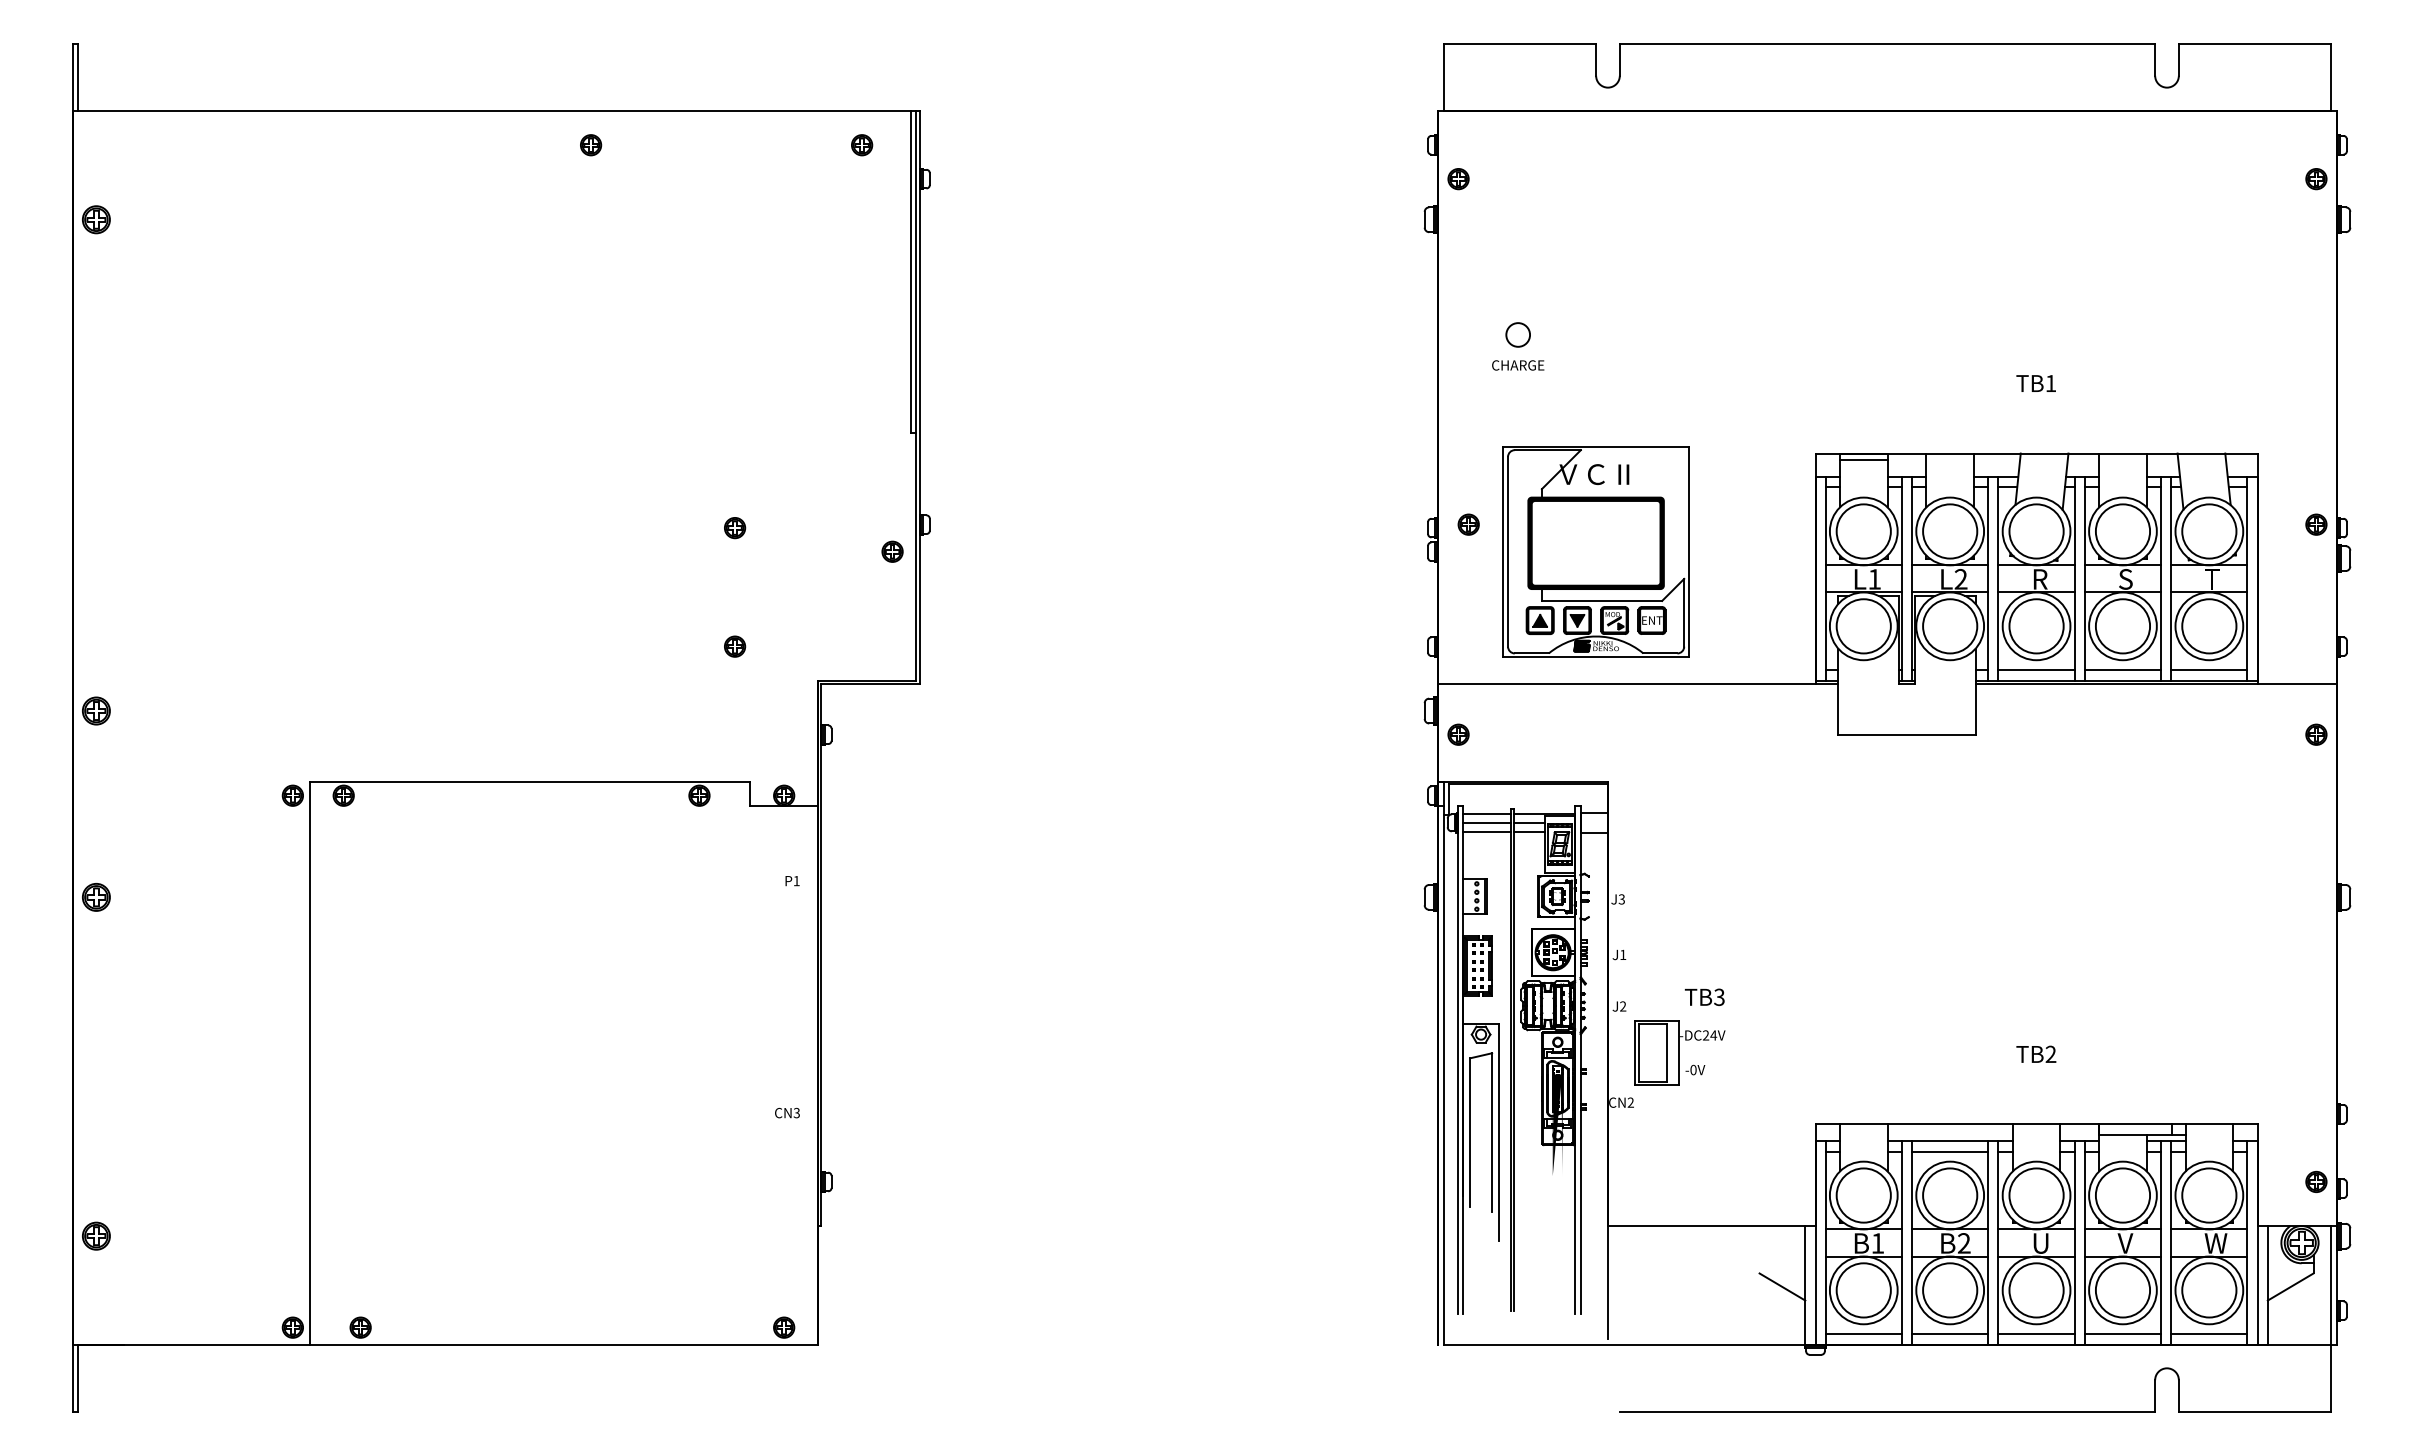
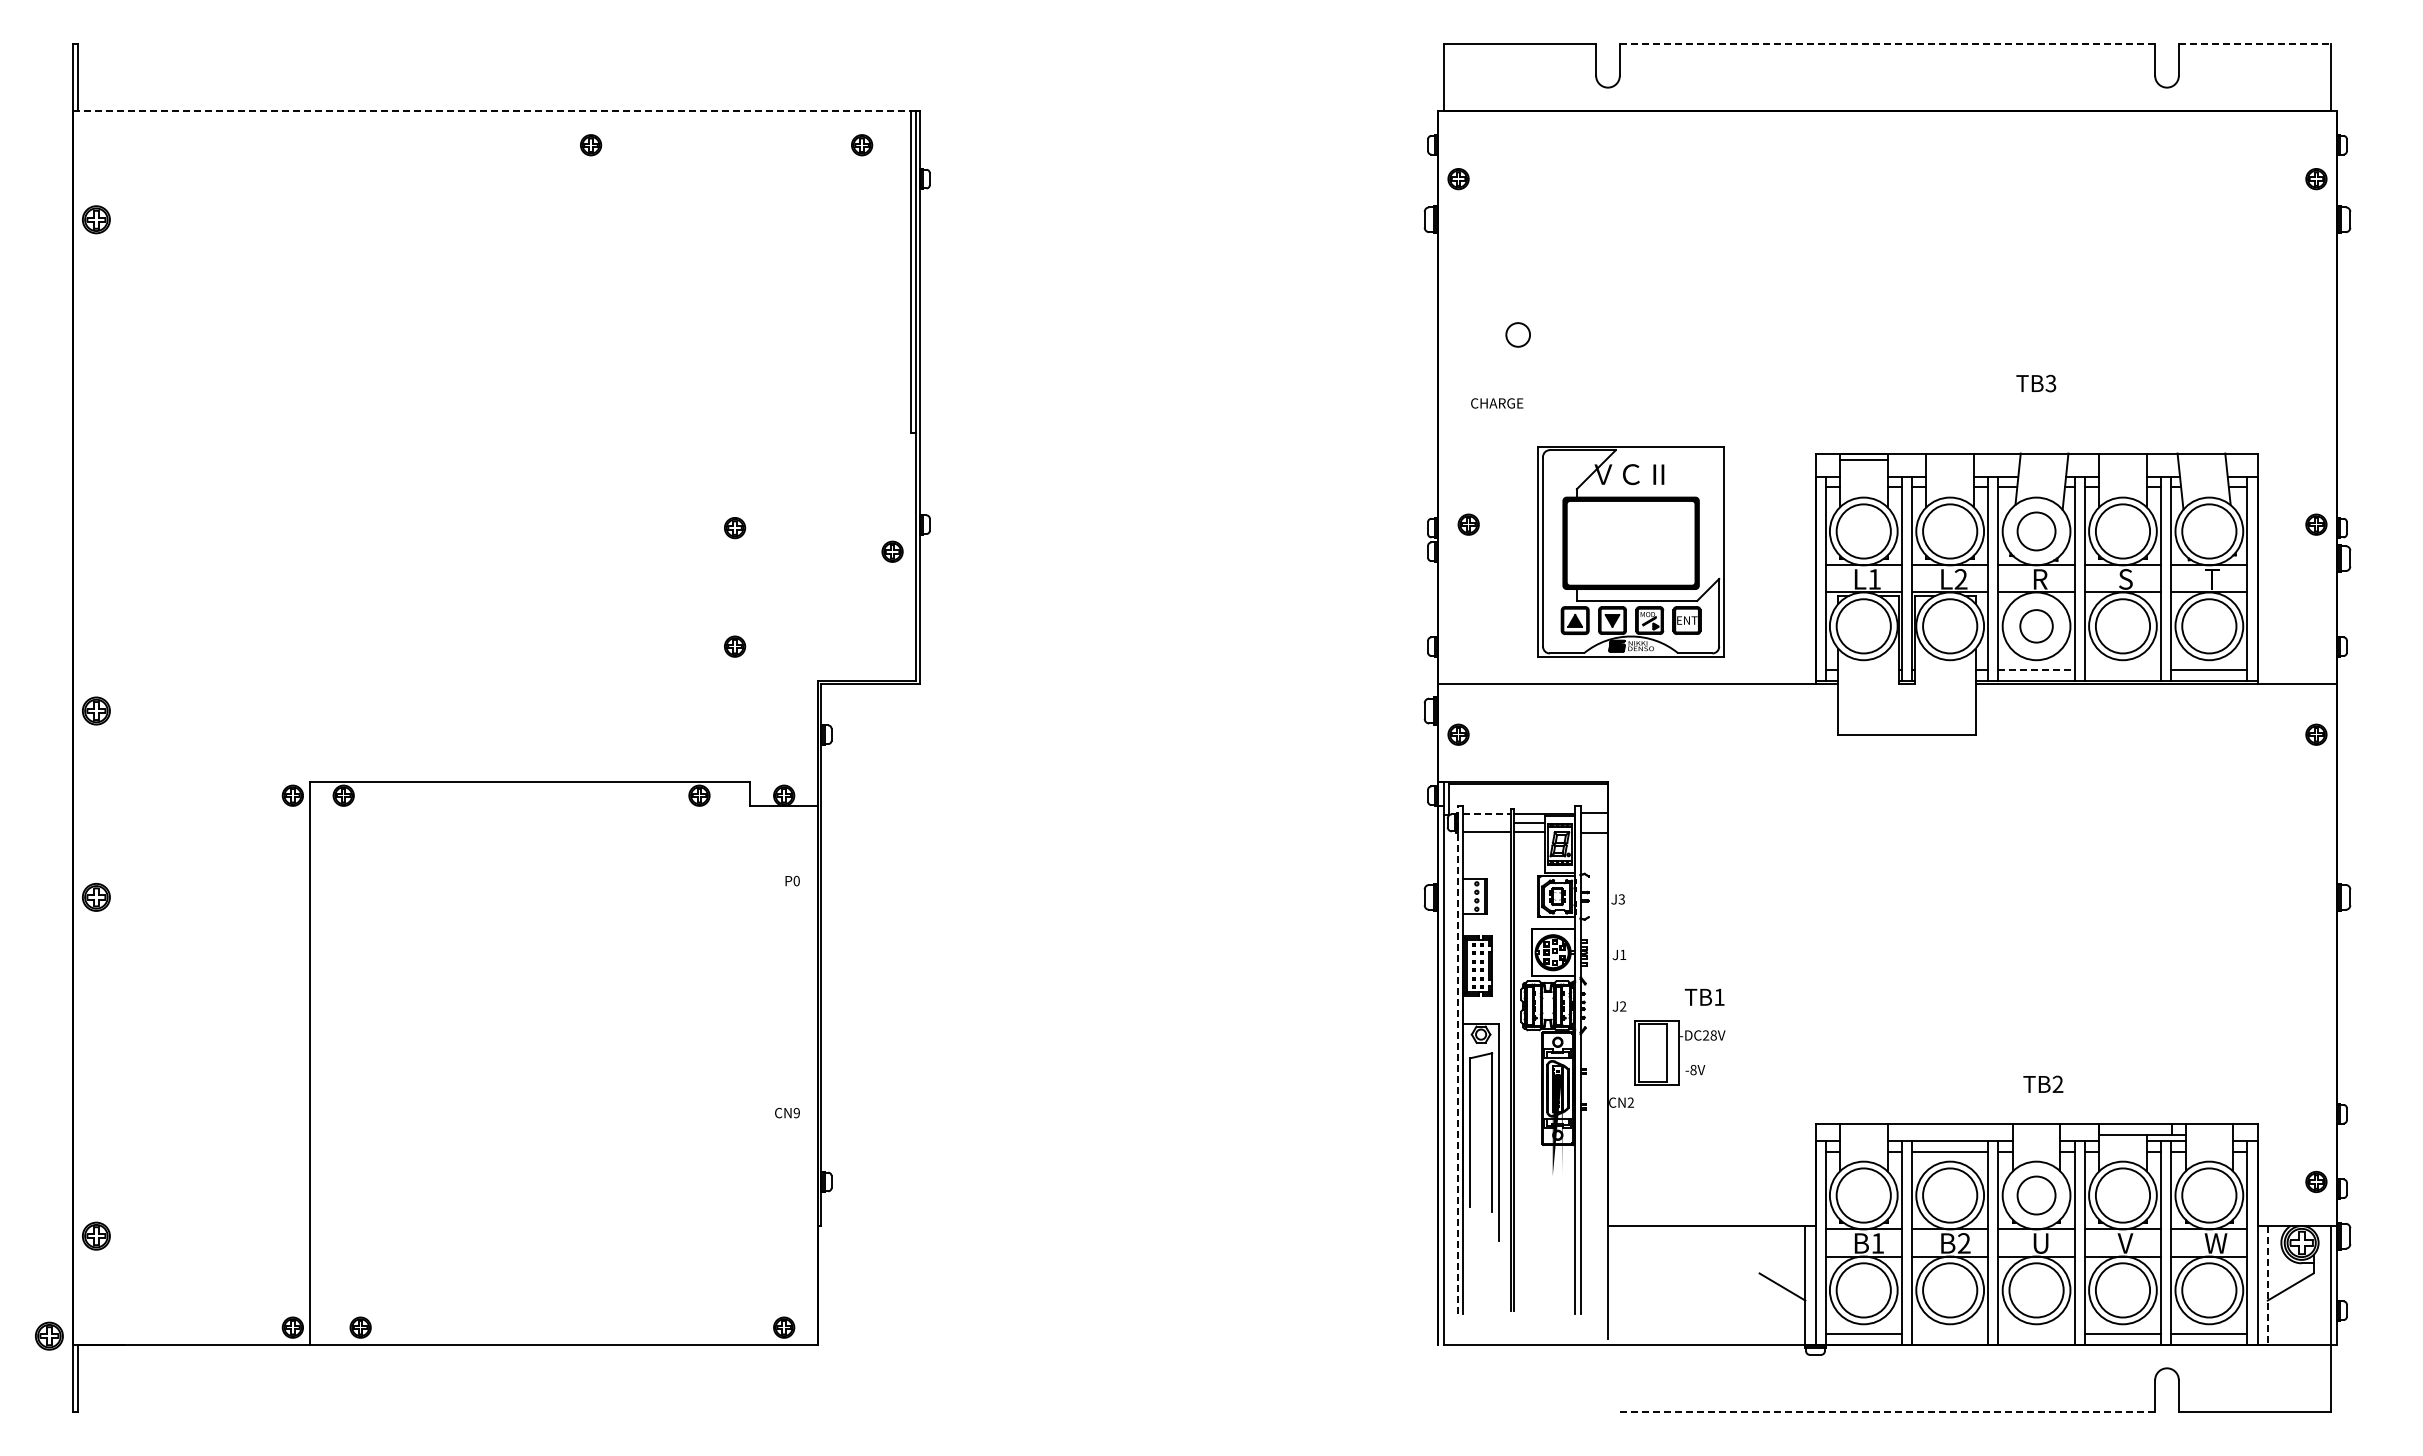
line: solid -> dashed (1887, 43)
line: solid -> dashed (2255, 43)
line: solid -> dashed (494, 111)
text position: (1518, 365) -> (1497, 403) (1497, 403)
text: TB1 -> TB3 (2050, 383)
circle diameter: 54 px -> 38 px (2036, 531)
part position: (1595, 551) -> (1630, 551) (1630, 551)
circle diameter: 54 px -> 33 px (2036, 626)
line: solid -> dashed (2037, 670)
line: present -> none (2122, 670)
line: solid -> dashed (1487, 813)
line: present -> none (1486, 822)
text: P1 -> P0 (796, 880)
text: TB3 -> TB1 (1719, 997)
text: -DC24V -> -DC28V (1713, 1035)
text position: (2036, 1053) -> (2043, 1083) (2043, 1083)
line: solid -> dashed (1457, 1059)
text: -0V -> -8V (1693, 1069)
text: CN3 -> CN9 (796, 1113)
circle diameter: 54 px -> 38 px (2036, 1195)
line: solid -> dashed (2267, 1285)
line: present -> none (1950, 1334)
line: present -> none (2036, 1334)
part: none -> present (49, 1335)
line: solid -> dashed (1887, 1412)
